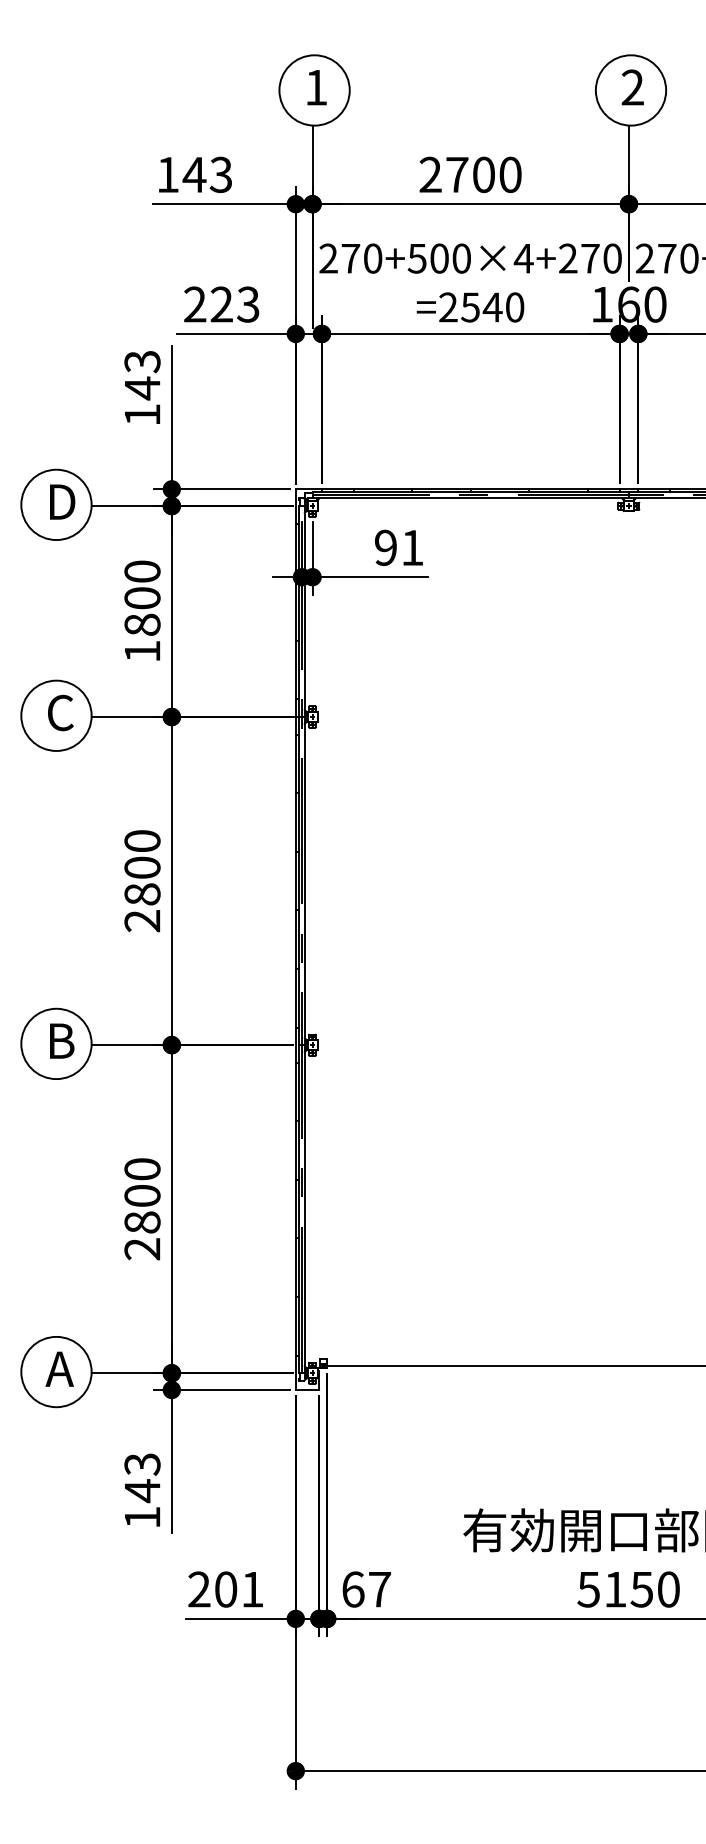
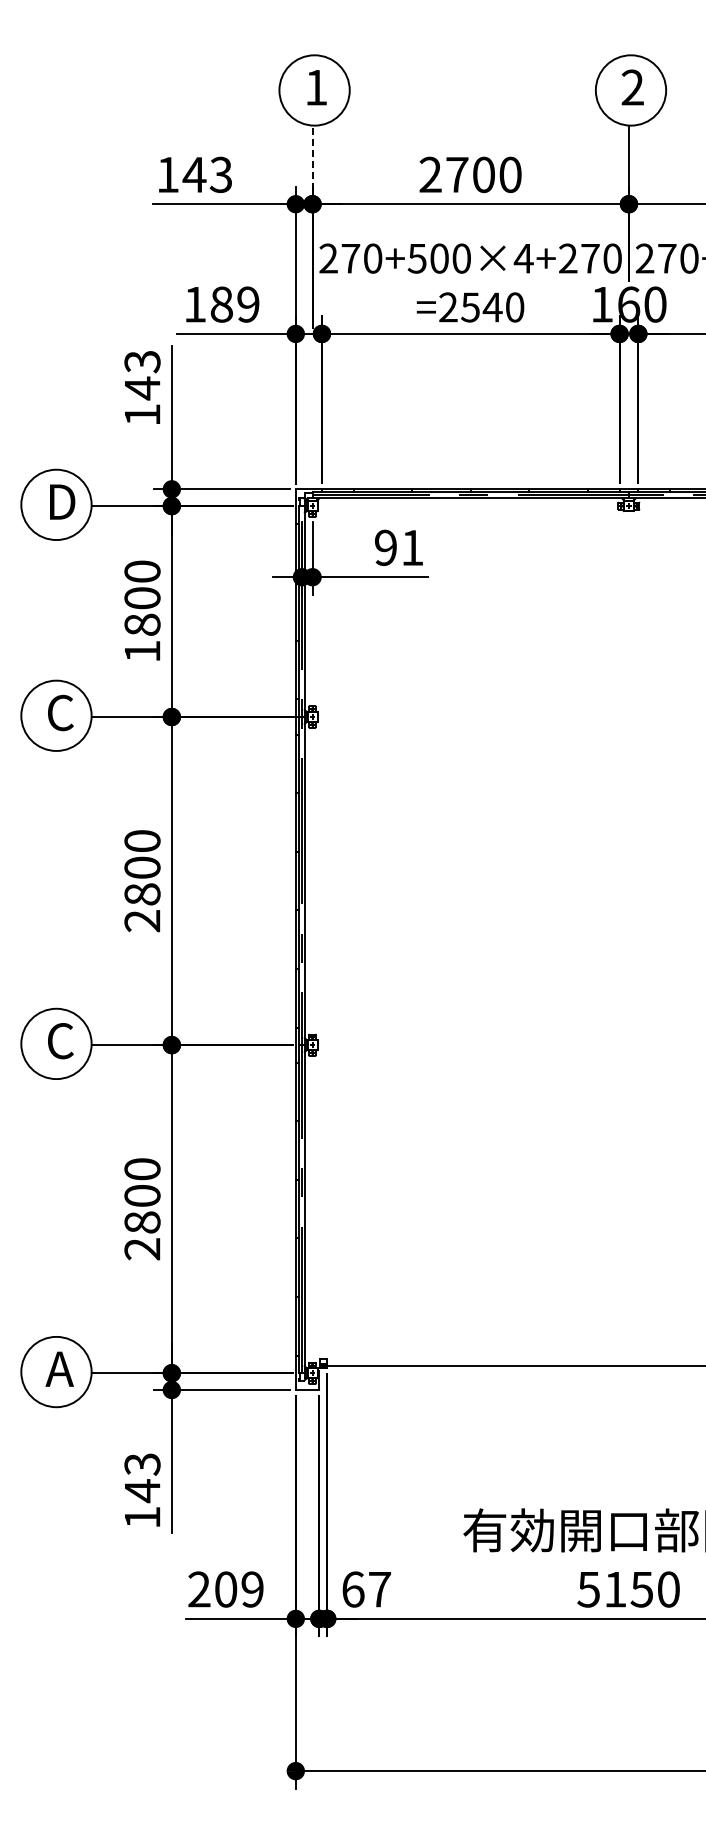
line: solid -> dashed (312, 157)
text: 223 -> 189 (221, 304)
text: B -> C (61, 1041)
text: 201 -> 209 (252, 1589)
